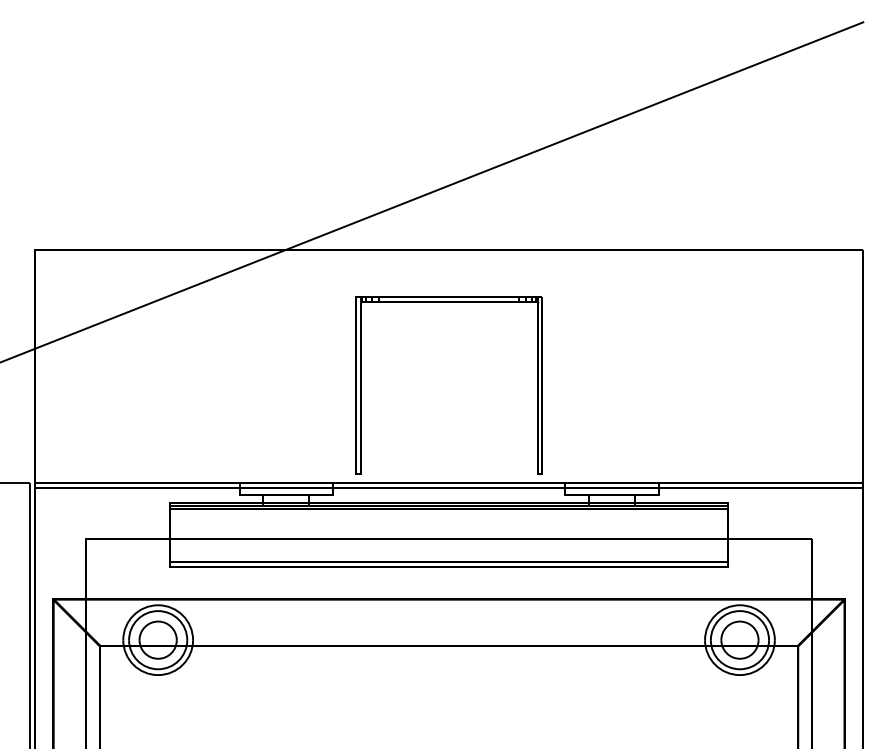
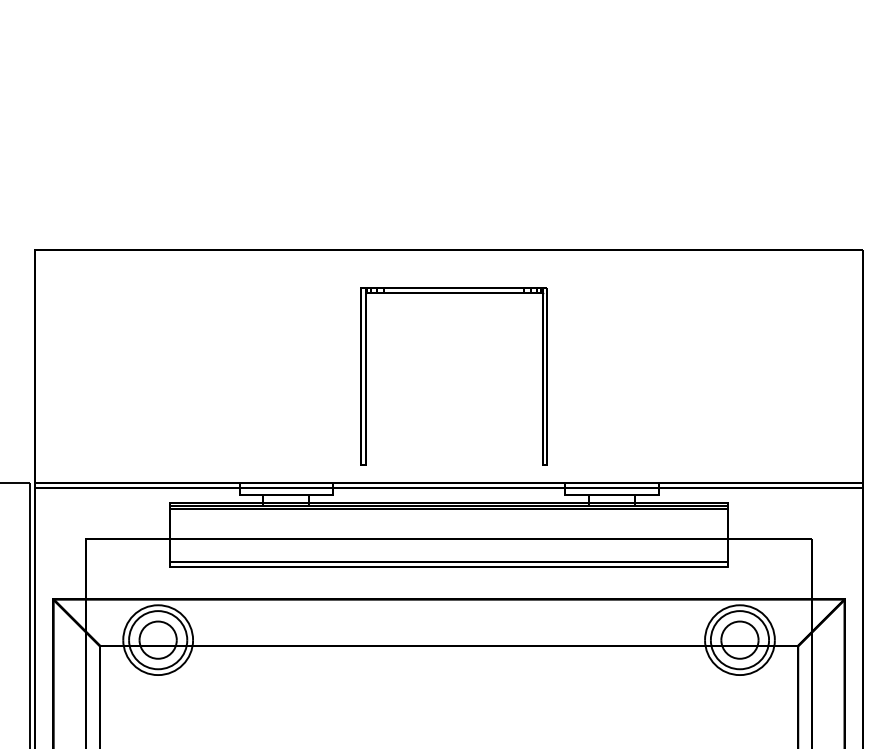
line: present -> none (432, 191)
part position: (448, 302) -> (453, 293) (453, 293)
